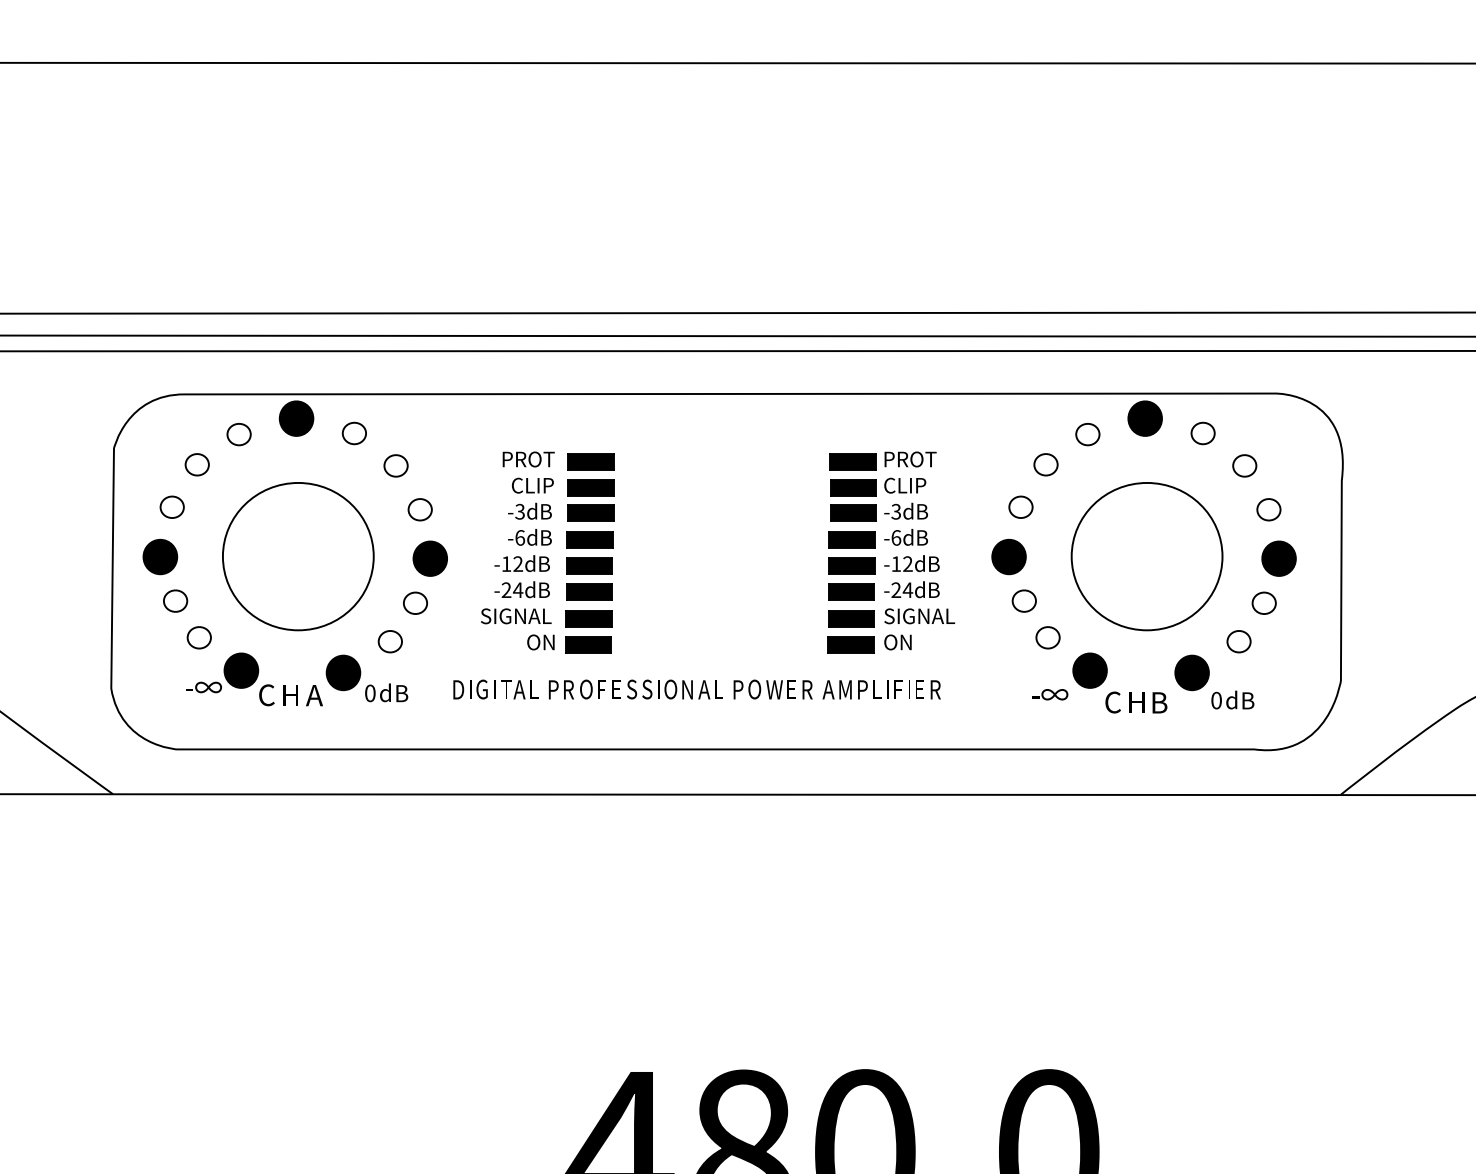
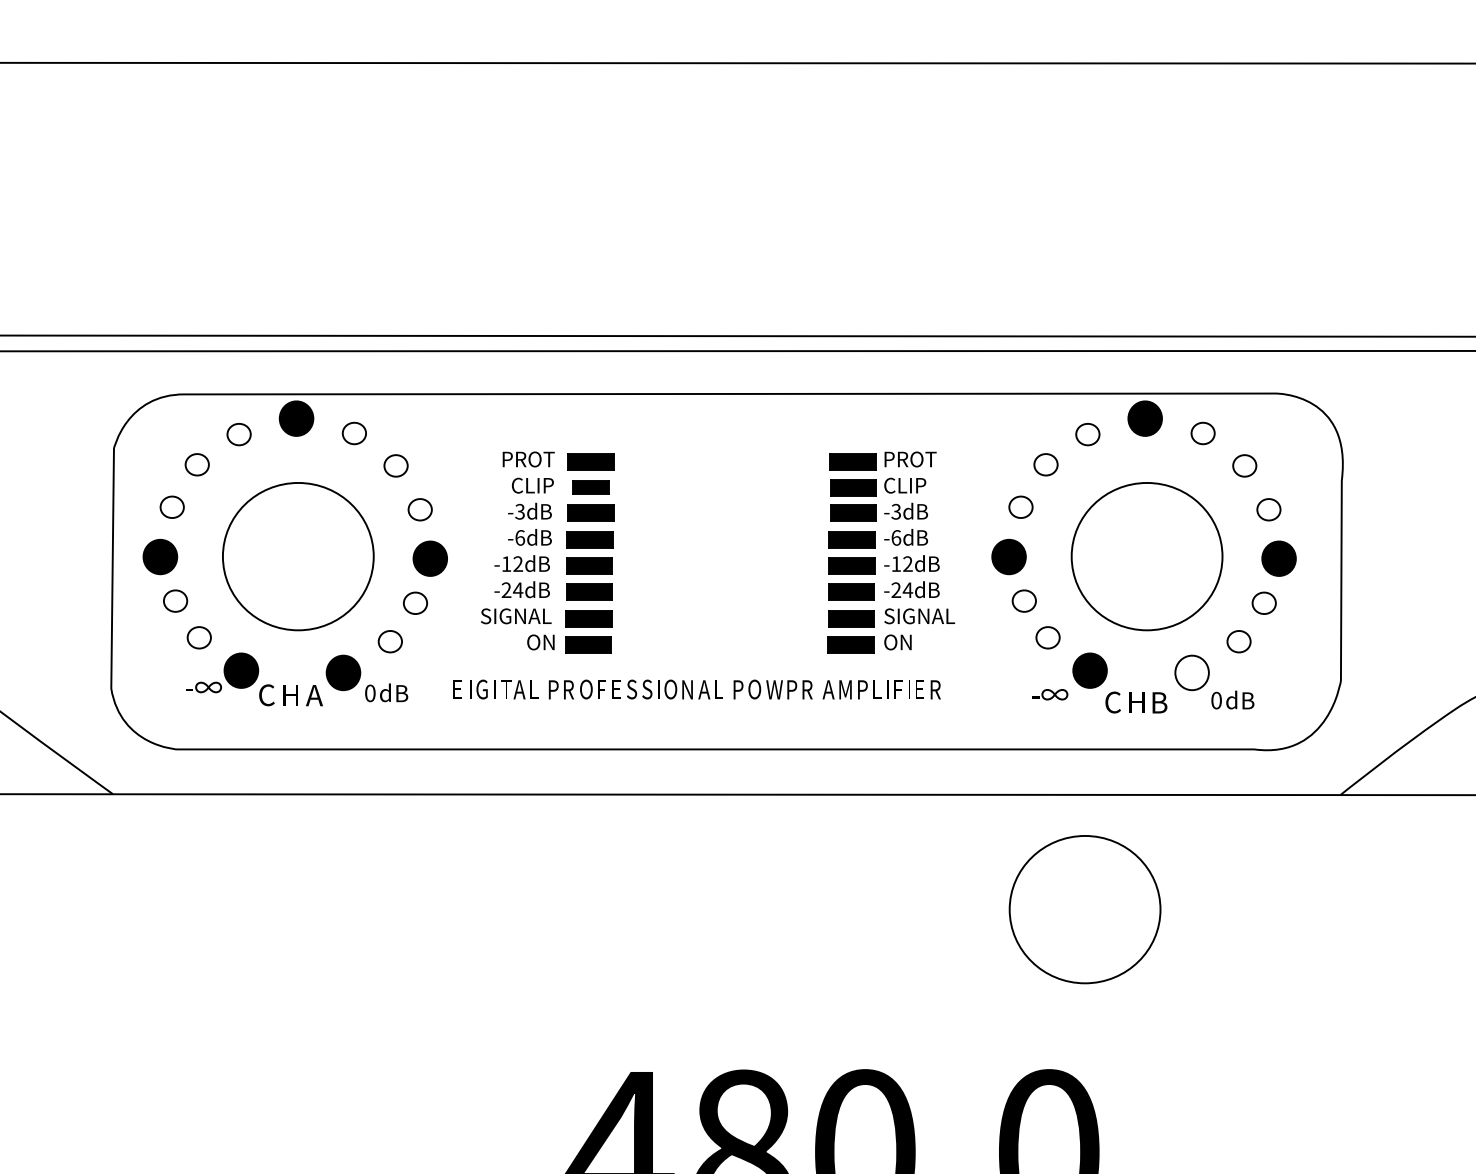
line: present -> none (737, 312)
part size: 48x18 px -> 38x15 px (590, 487)
fill: present -> none (1191, 672)
text: D -> E (458, 689)
text: E -> P (792, 689)
part: none -> present (1084, 909)
